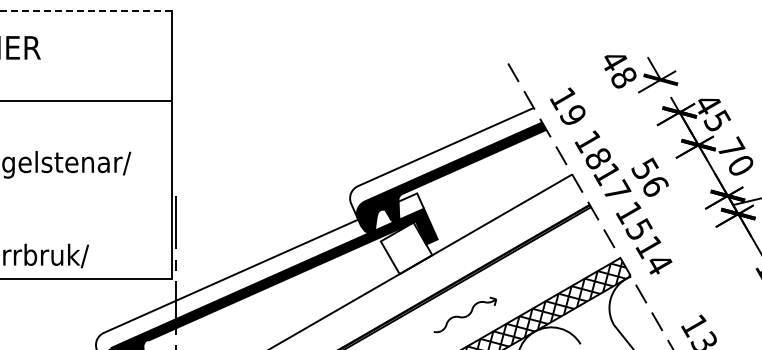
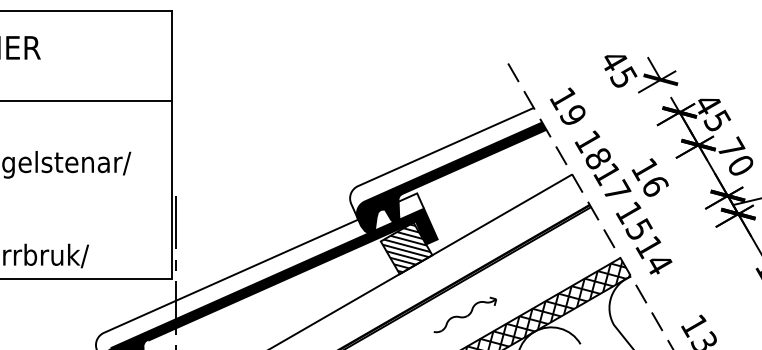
line: dashed -> solid (86, 10)
text: 48 -> 45 (623, 77)
text: 56 -> 16 (644, 169)
hatch: none -> present (406, 248)
